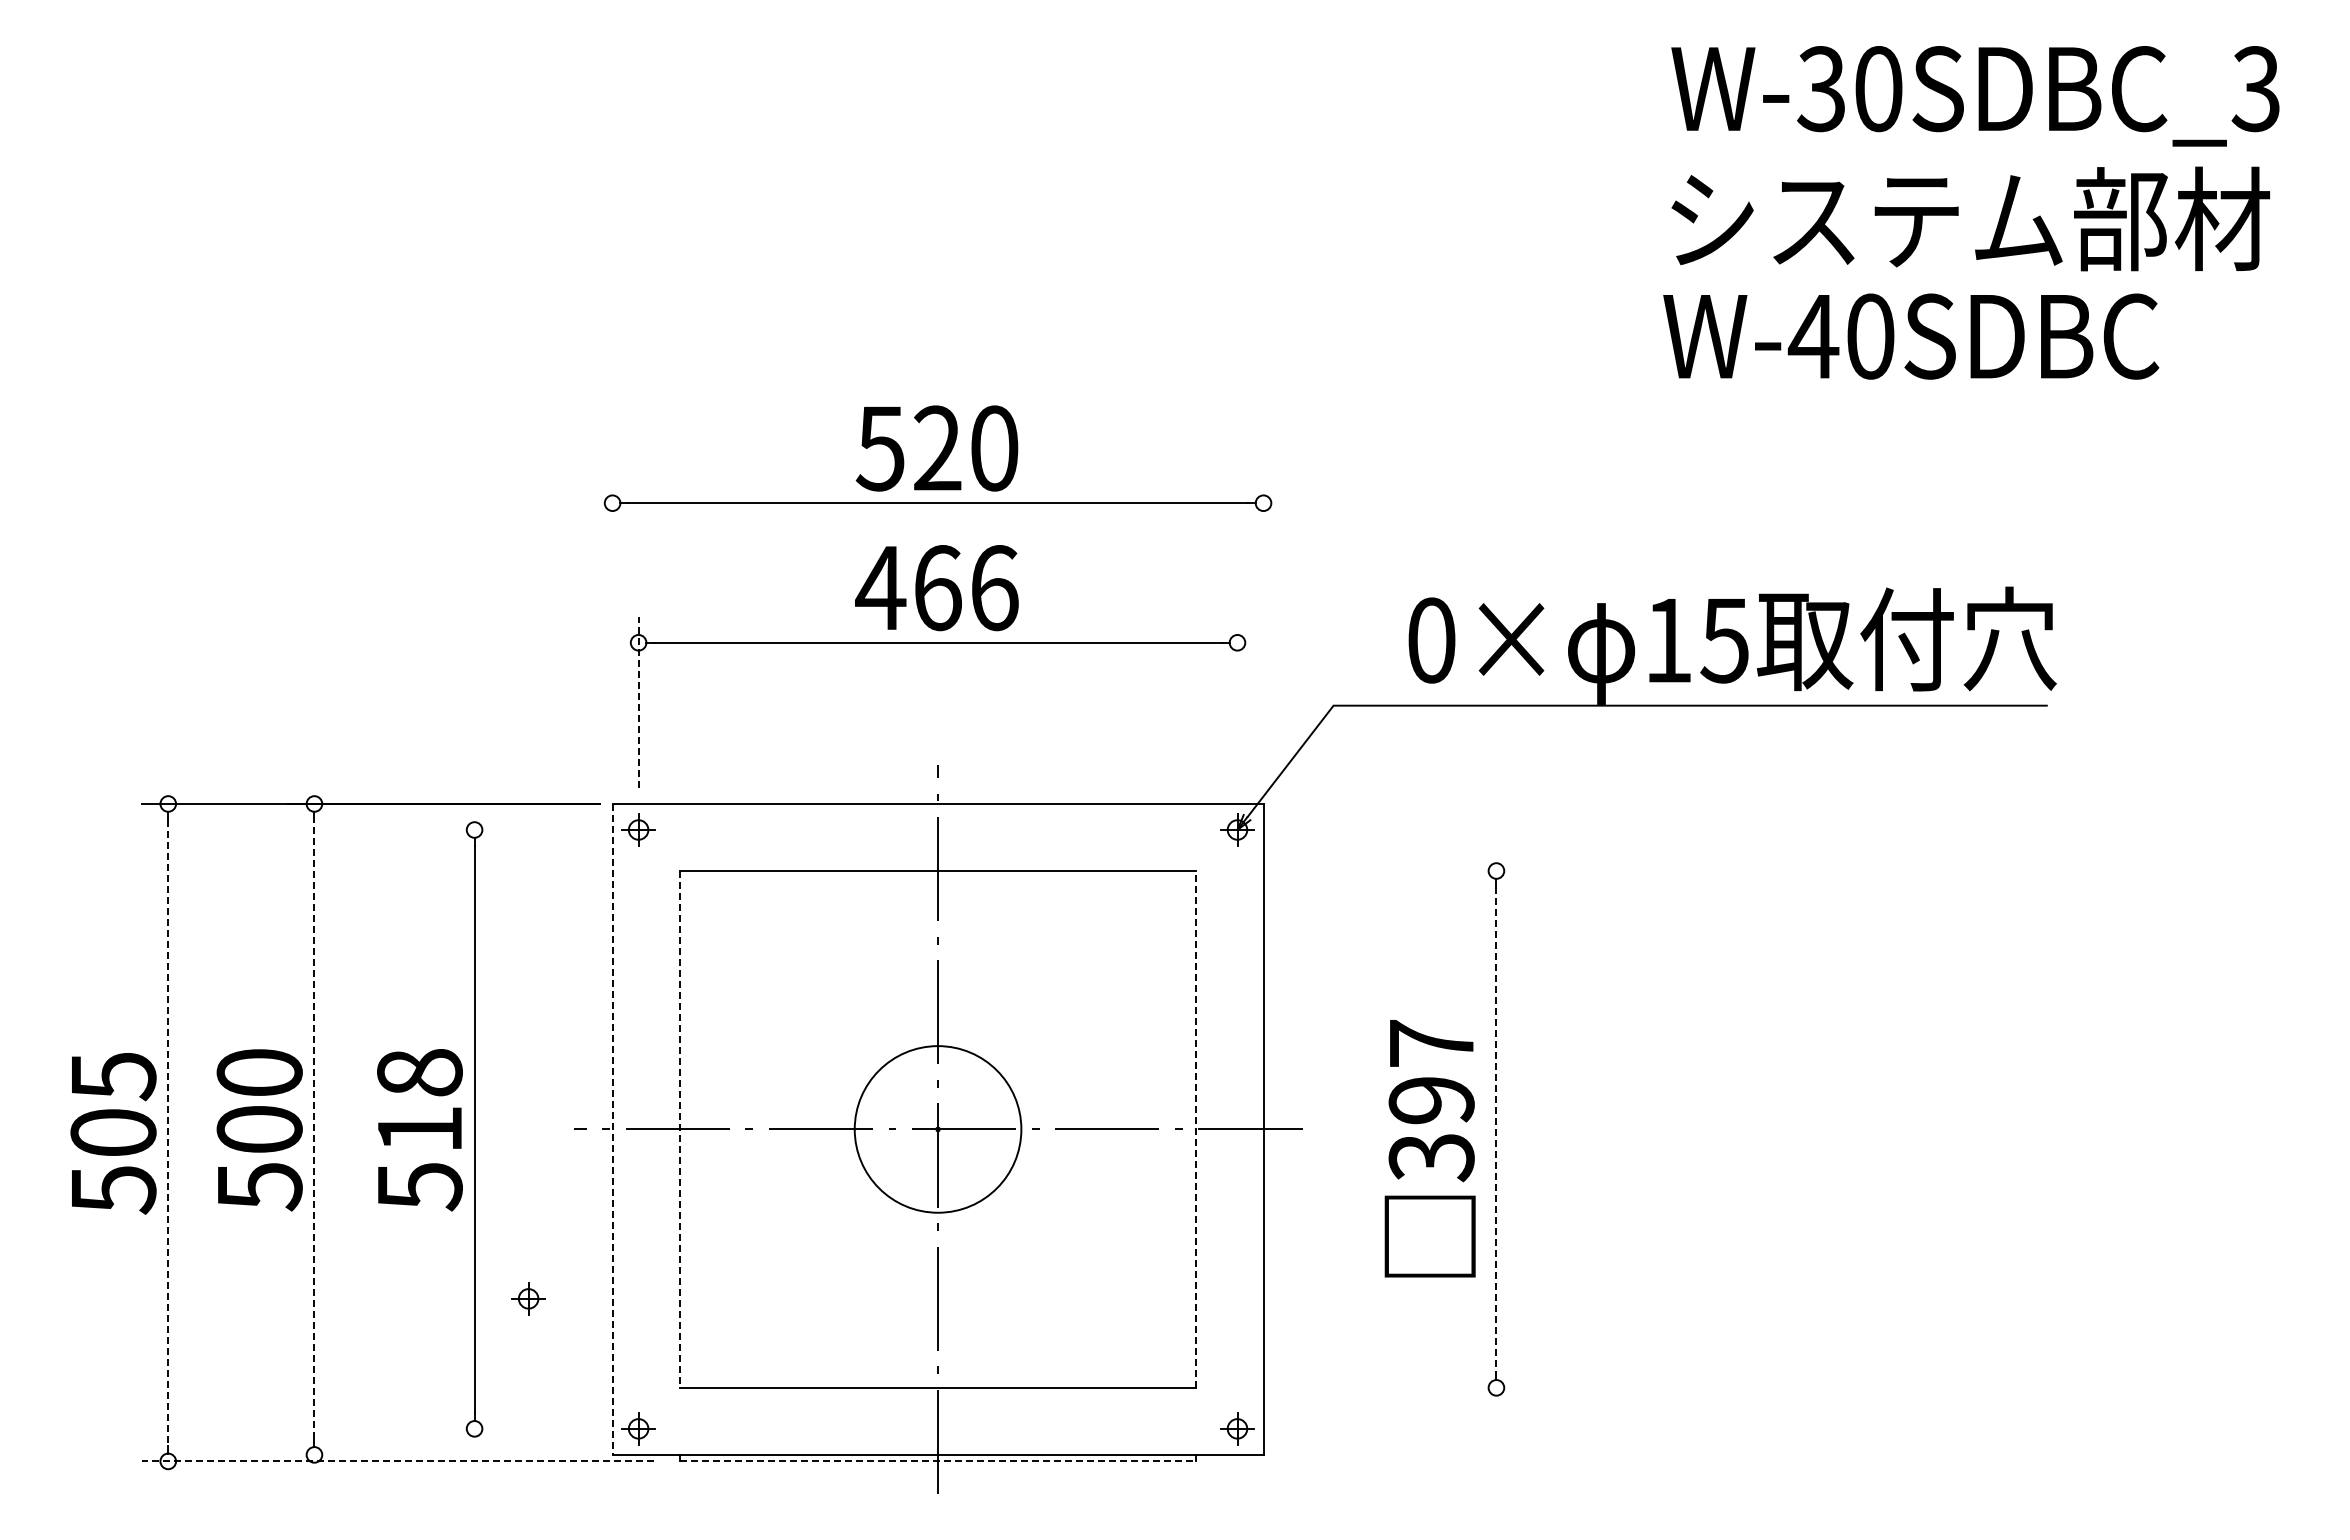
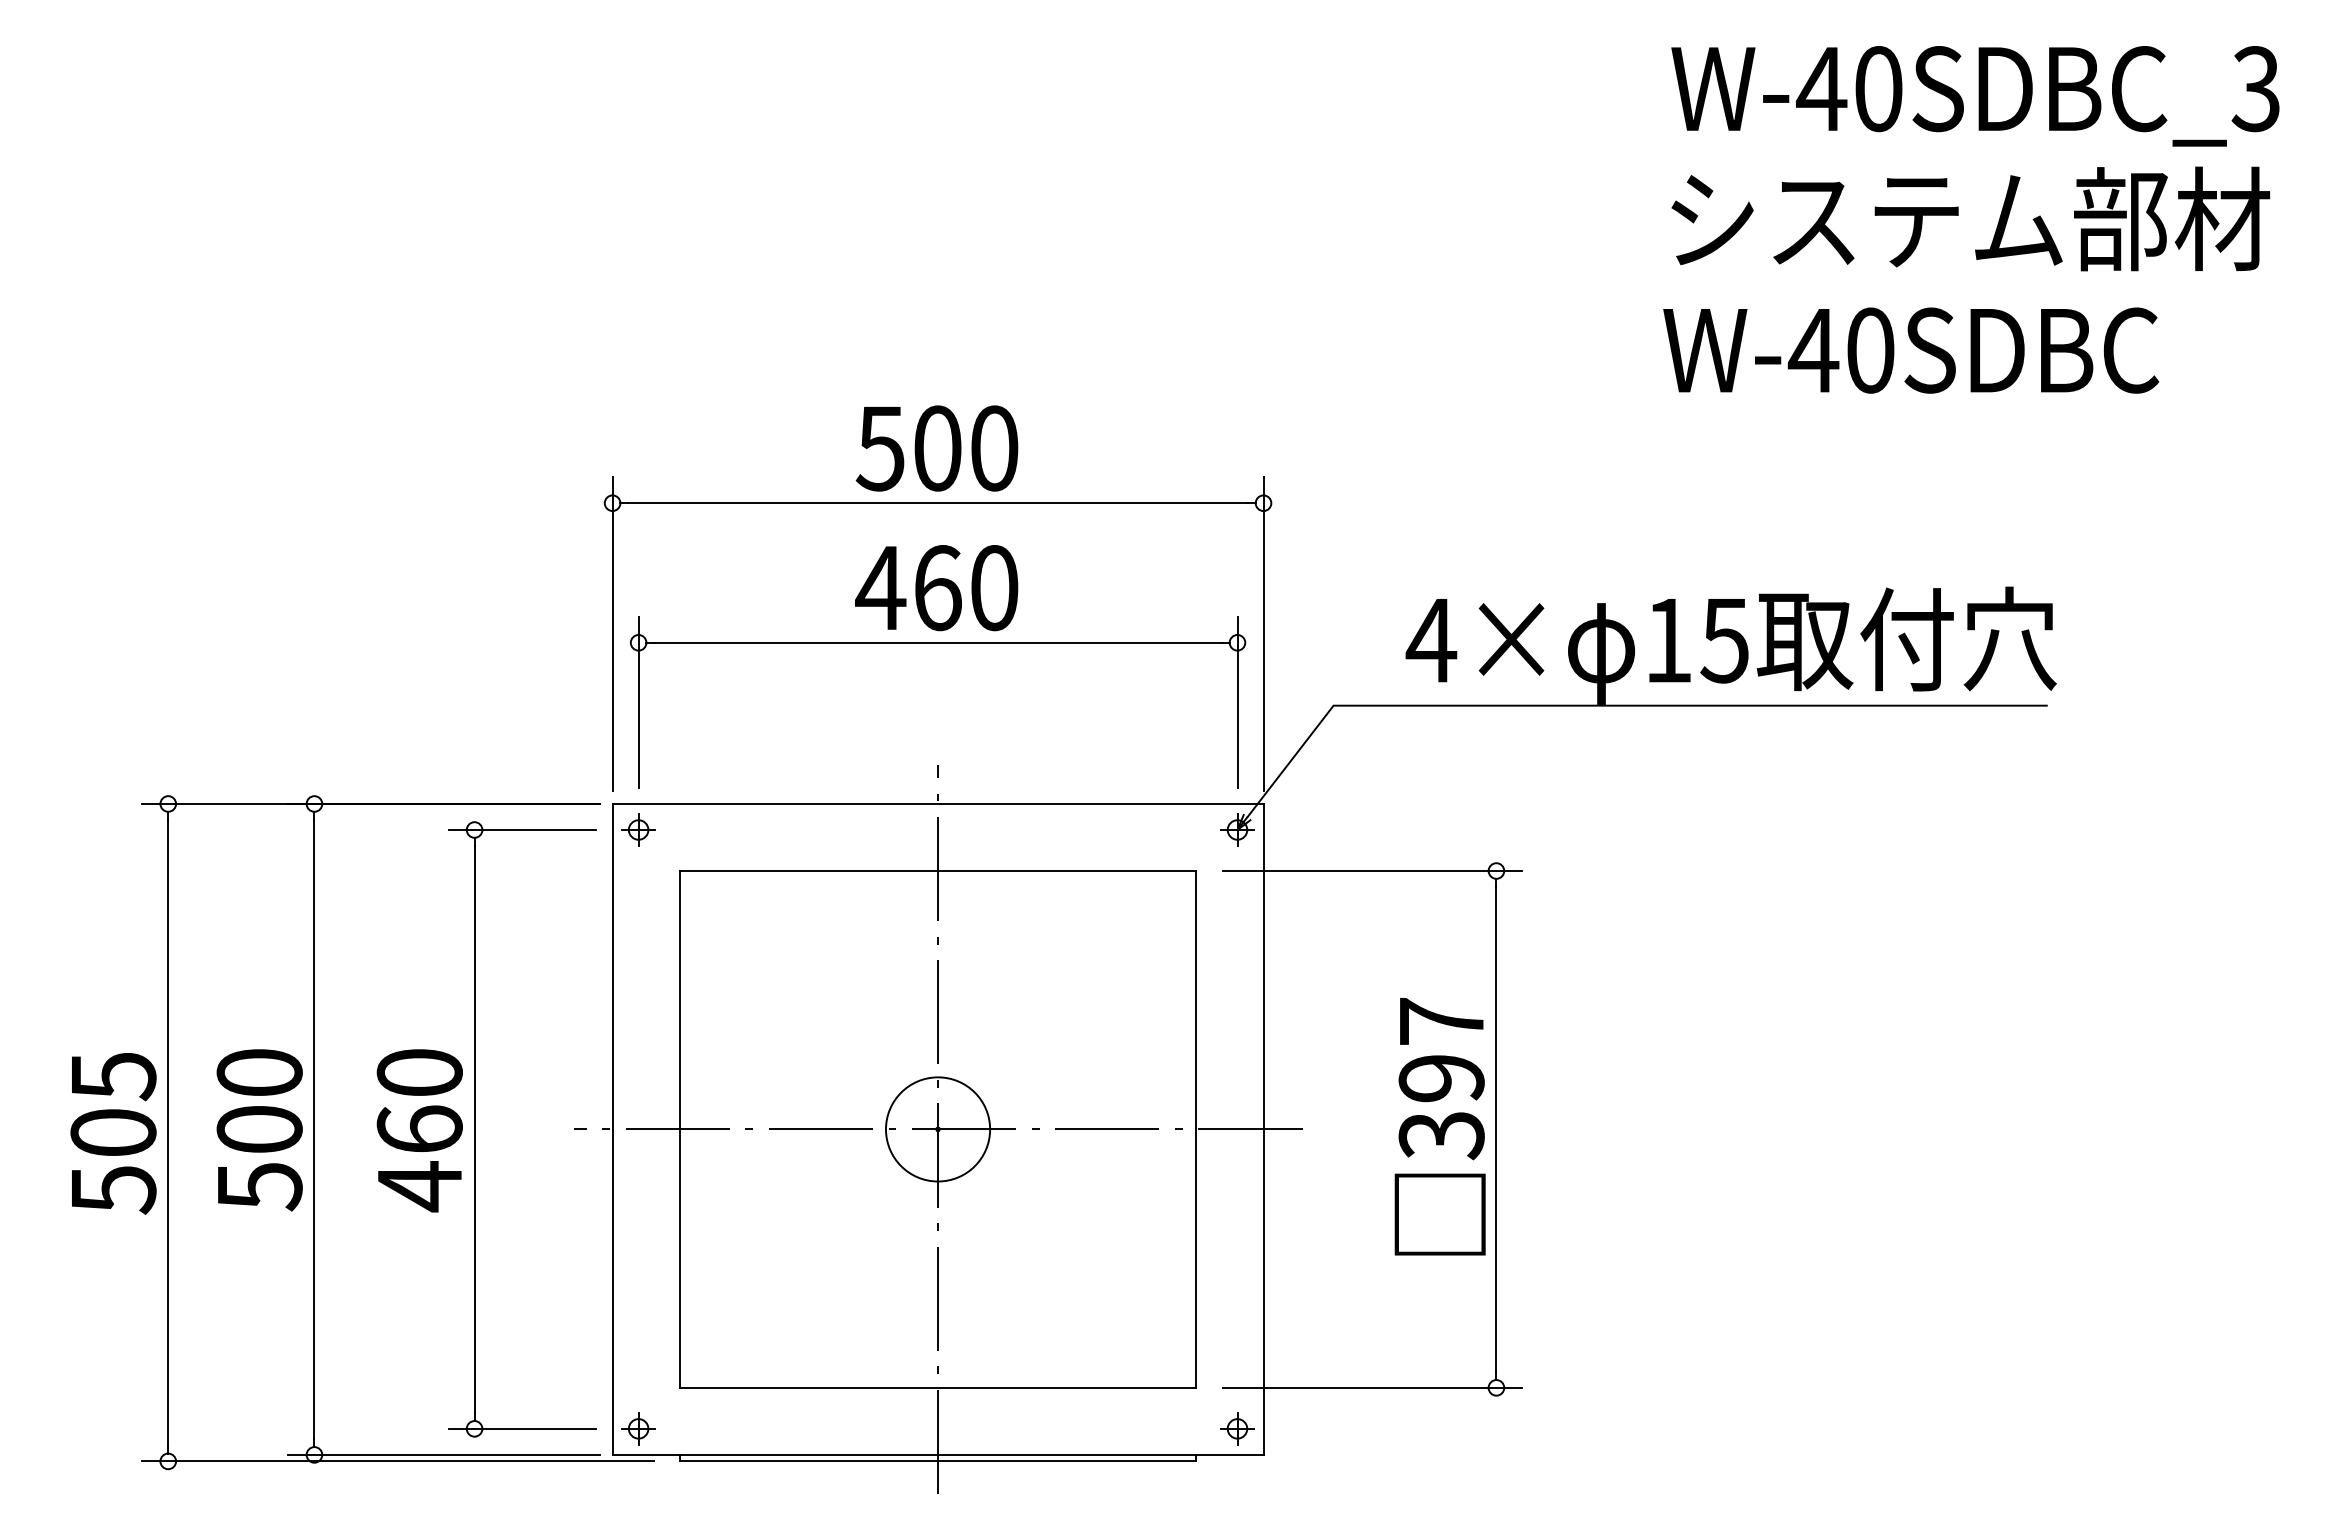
text: W-30SDBC_3 -> W-40SDBC_3 (1821, 89)
text position: (1911, 336) -> (1911, 350) (1911, 350)
text: 520 -> 500 (937, 448)
text: 466 -> 460 (994, 588)
line: none -> present (612, 633)
line: none -> present (1263, 633)
text: 0× -> 4× (1431, 640)
line: dashed -> solid (638, 701)
line: none -> present (1237, 701)
line: none -> present (522, 830)
line: none -> present (1372, 871)
line: dashed -> solid (1196, 1128)
line: dashed -> solid (314, 1129)
line: dashed -> solid (612, 1129)
line: dashed -> solid (679, 1129)
circle diameter: 167 px -> 104 px (937, 1129)
line: dashed -> solid (1496, 1129)
text: 518 -> 460 (419, 1130)
line: dashed -> solid (168, 1133)
text position: (1429, 1148) -> (1439, 1126) (1439, 1126)
part: present -> none (528, 1298)
line: none -> present (1372, 1387)
line: none -> present (522, 1428)
line: none -> present (443, 1454)
line: dashed -> solid (397, 1461)
line: dashed -> solid (938, 1461)
